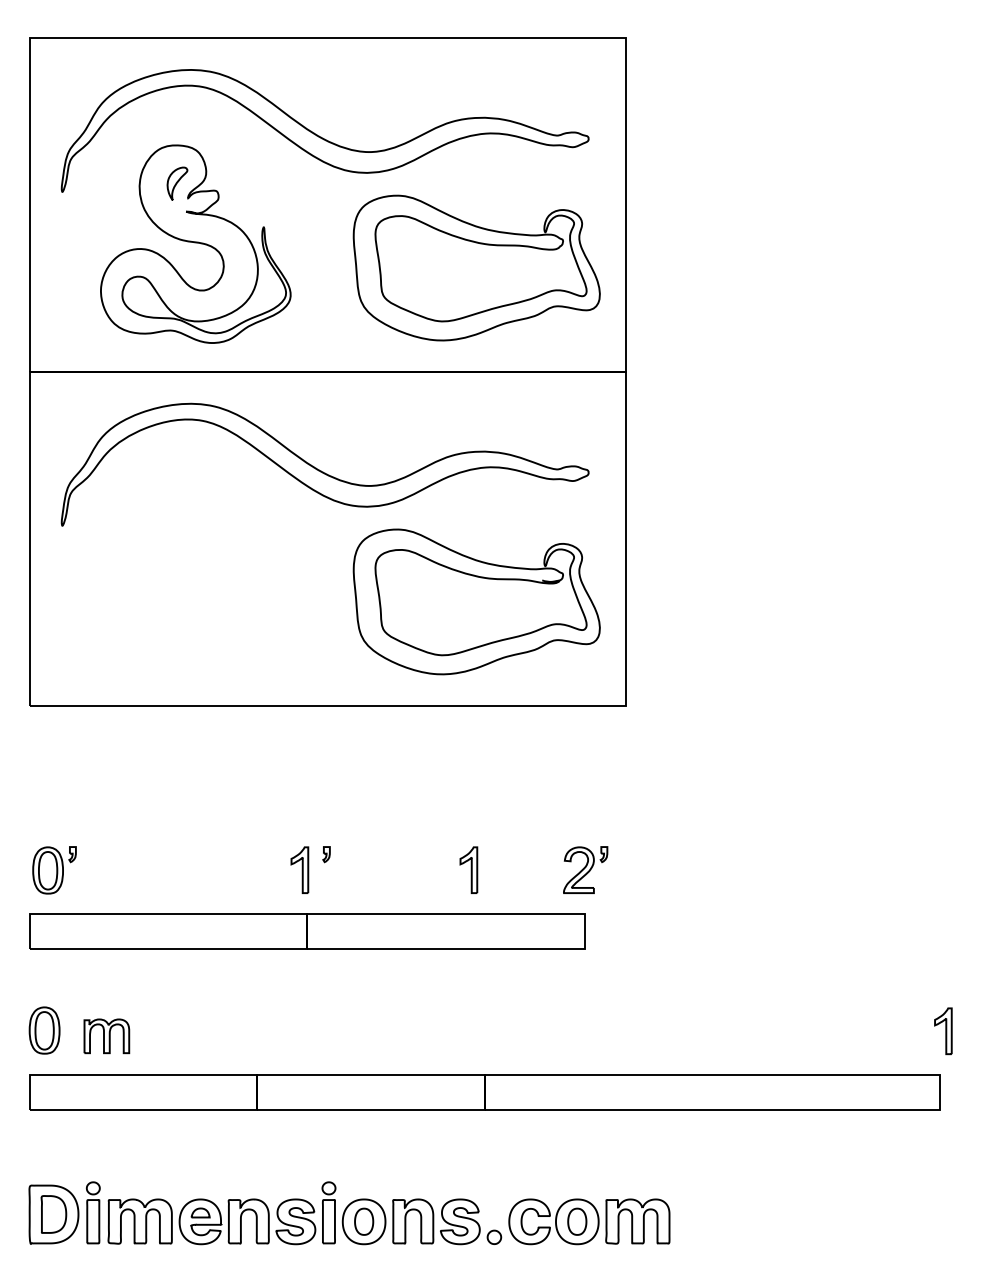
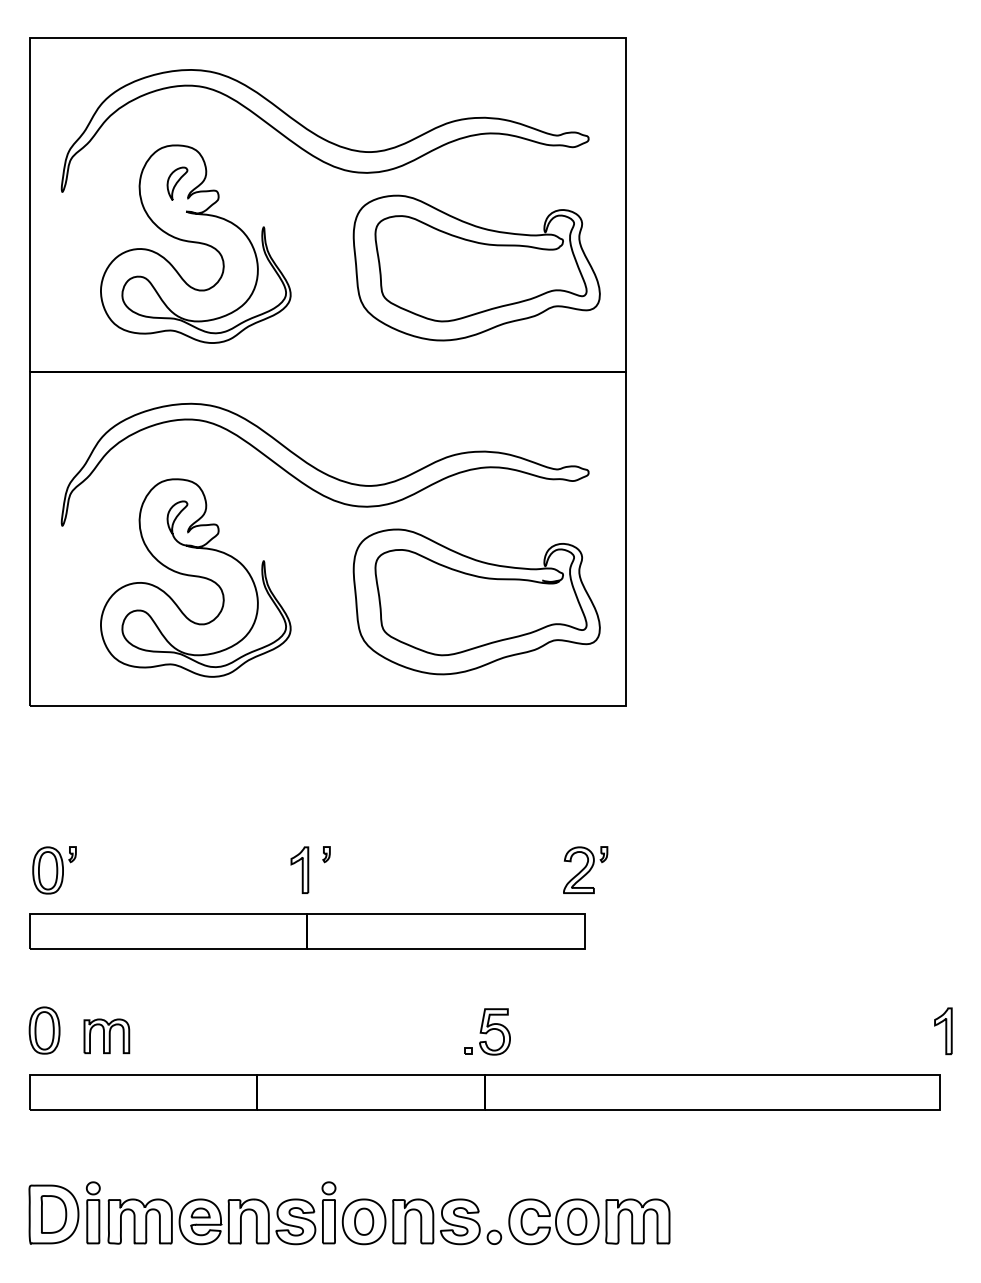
curve: none -> present (195, 577)
part: present -> none (468, 869)
part: none -> present (487, 1031)
